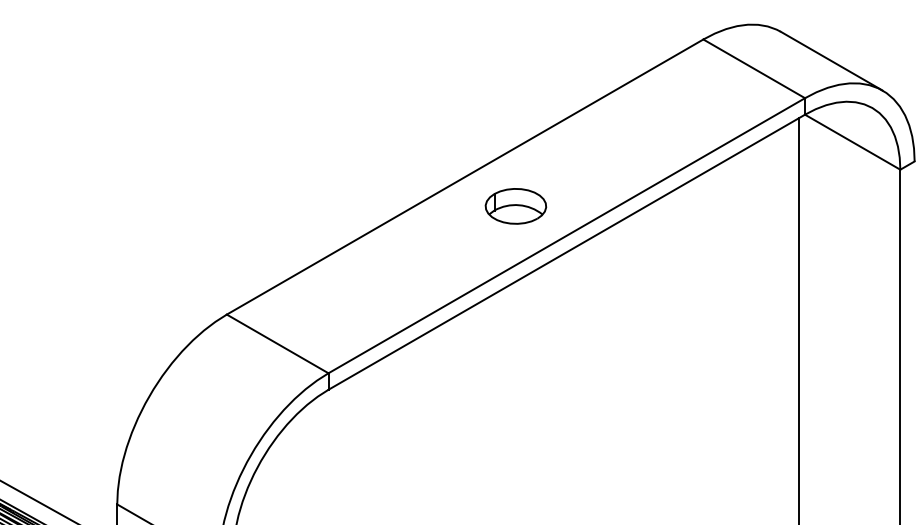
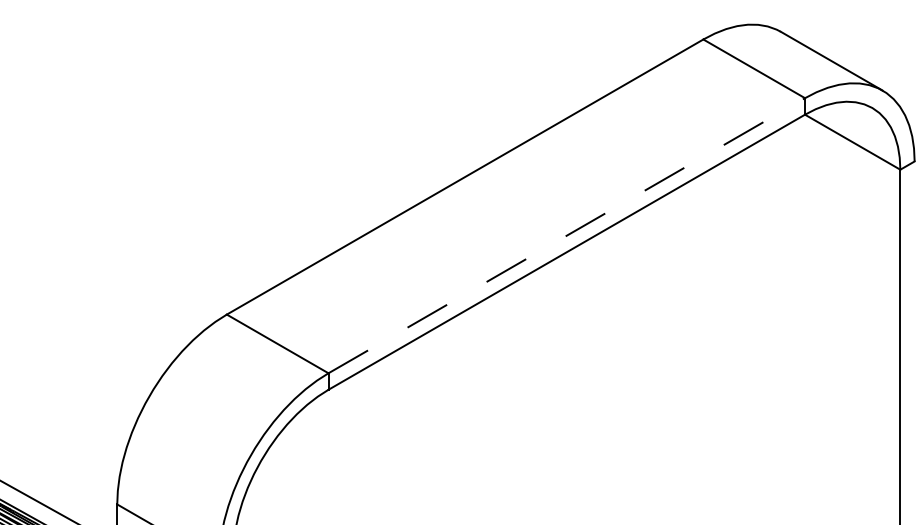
part: present -> none (515, 206)
line: solid -> dashed (567, 235)
line: present -> none (798, 319)
